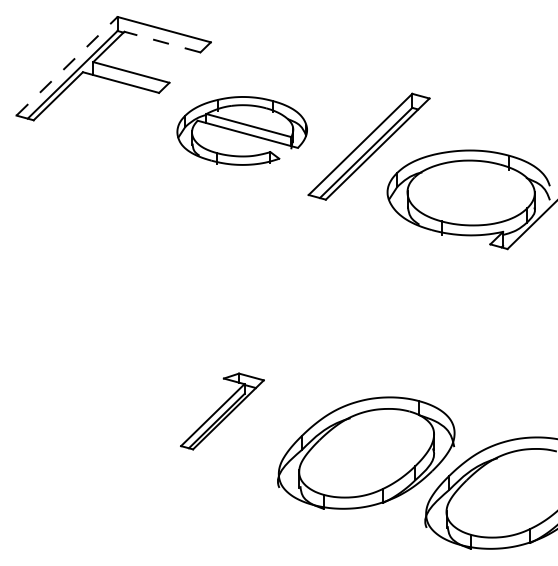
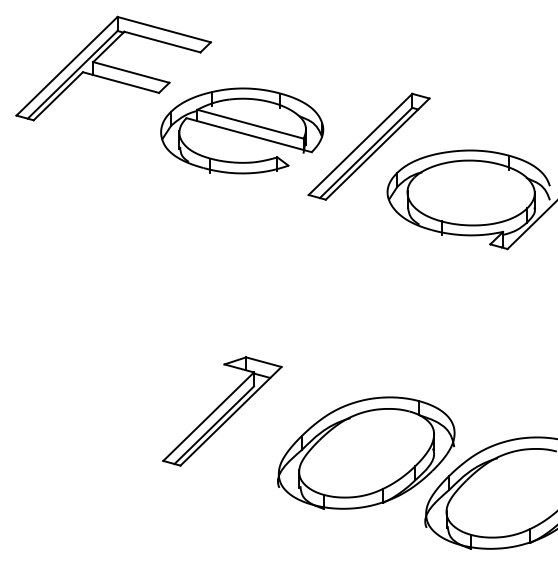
line: dashed -> solid (161, 41)
line: dashed -> solid (67, 66)
part size: 132x70 px -> 165x88 px (242, 130)
part size: 85x79 px -> 121x111 px (222, 411)
